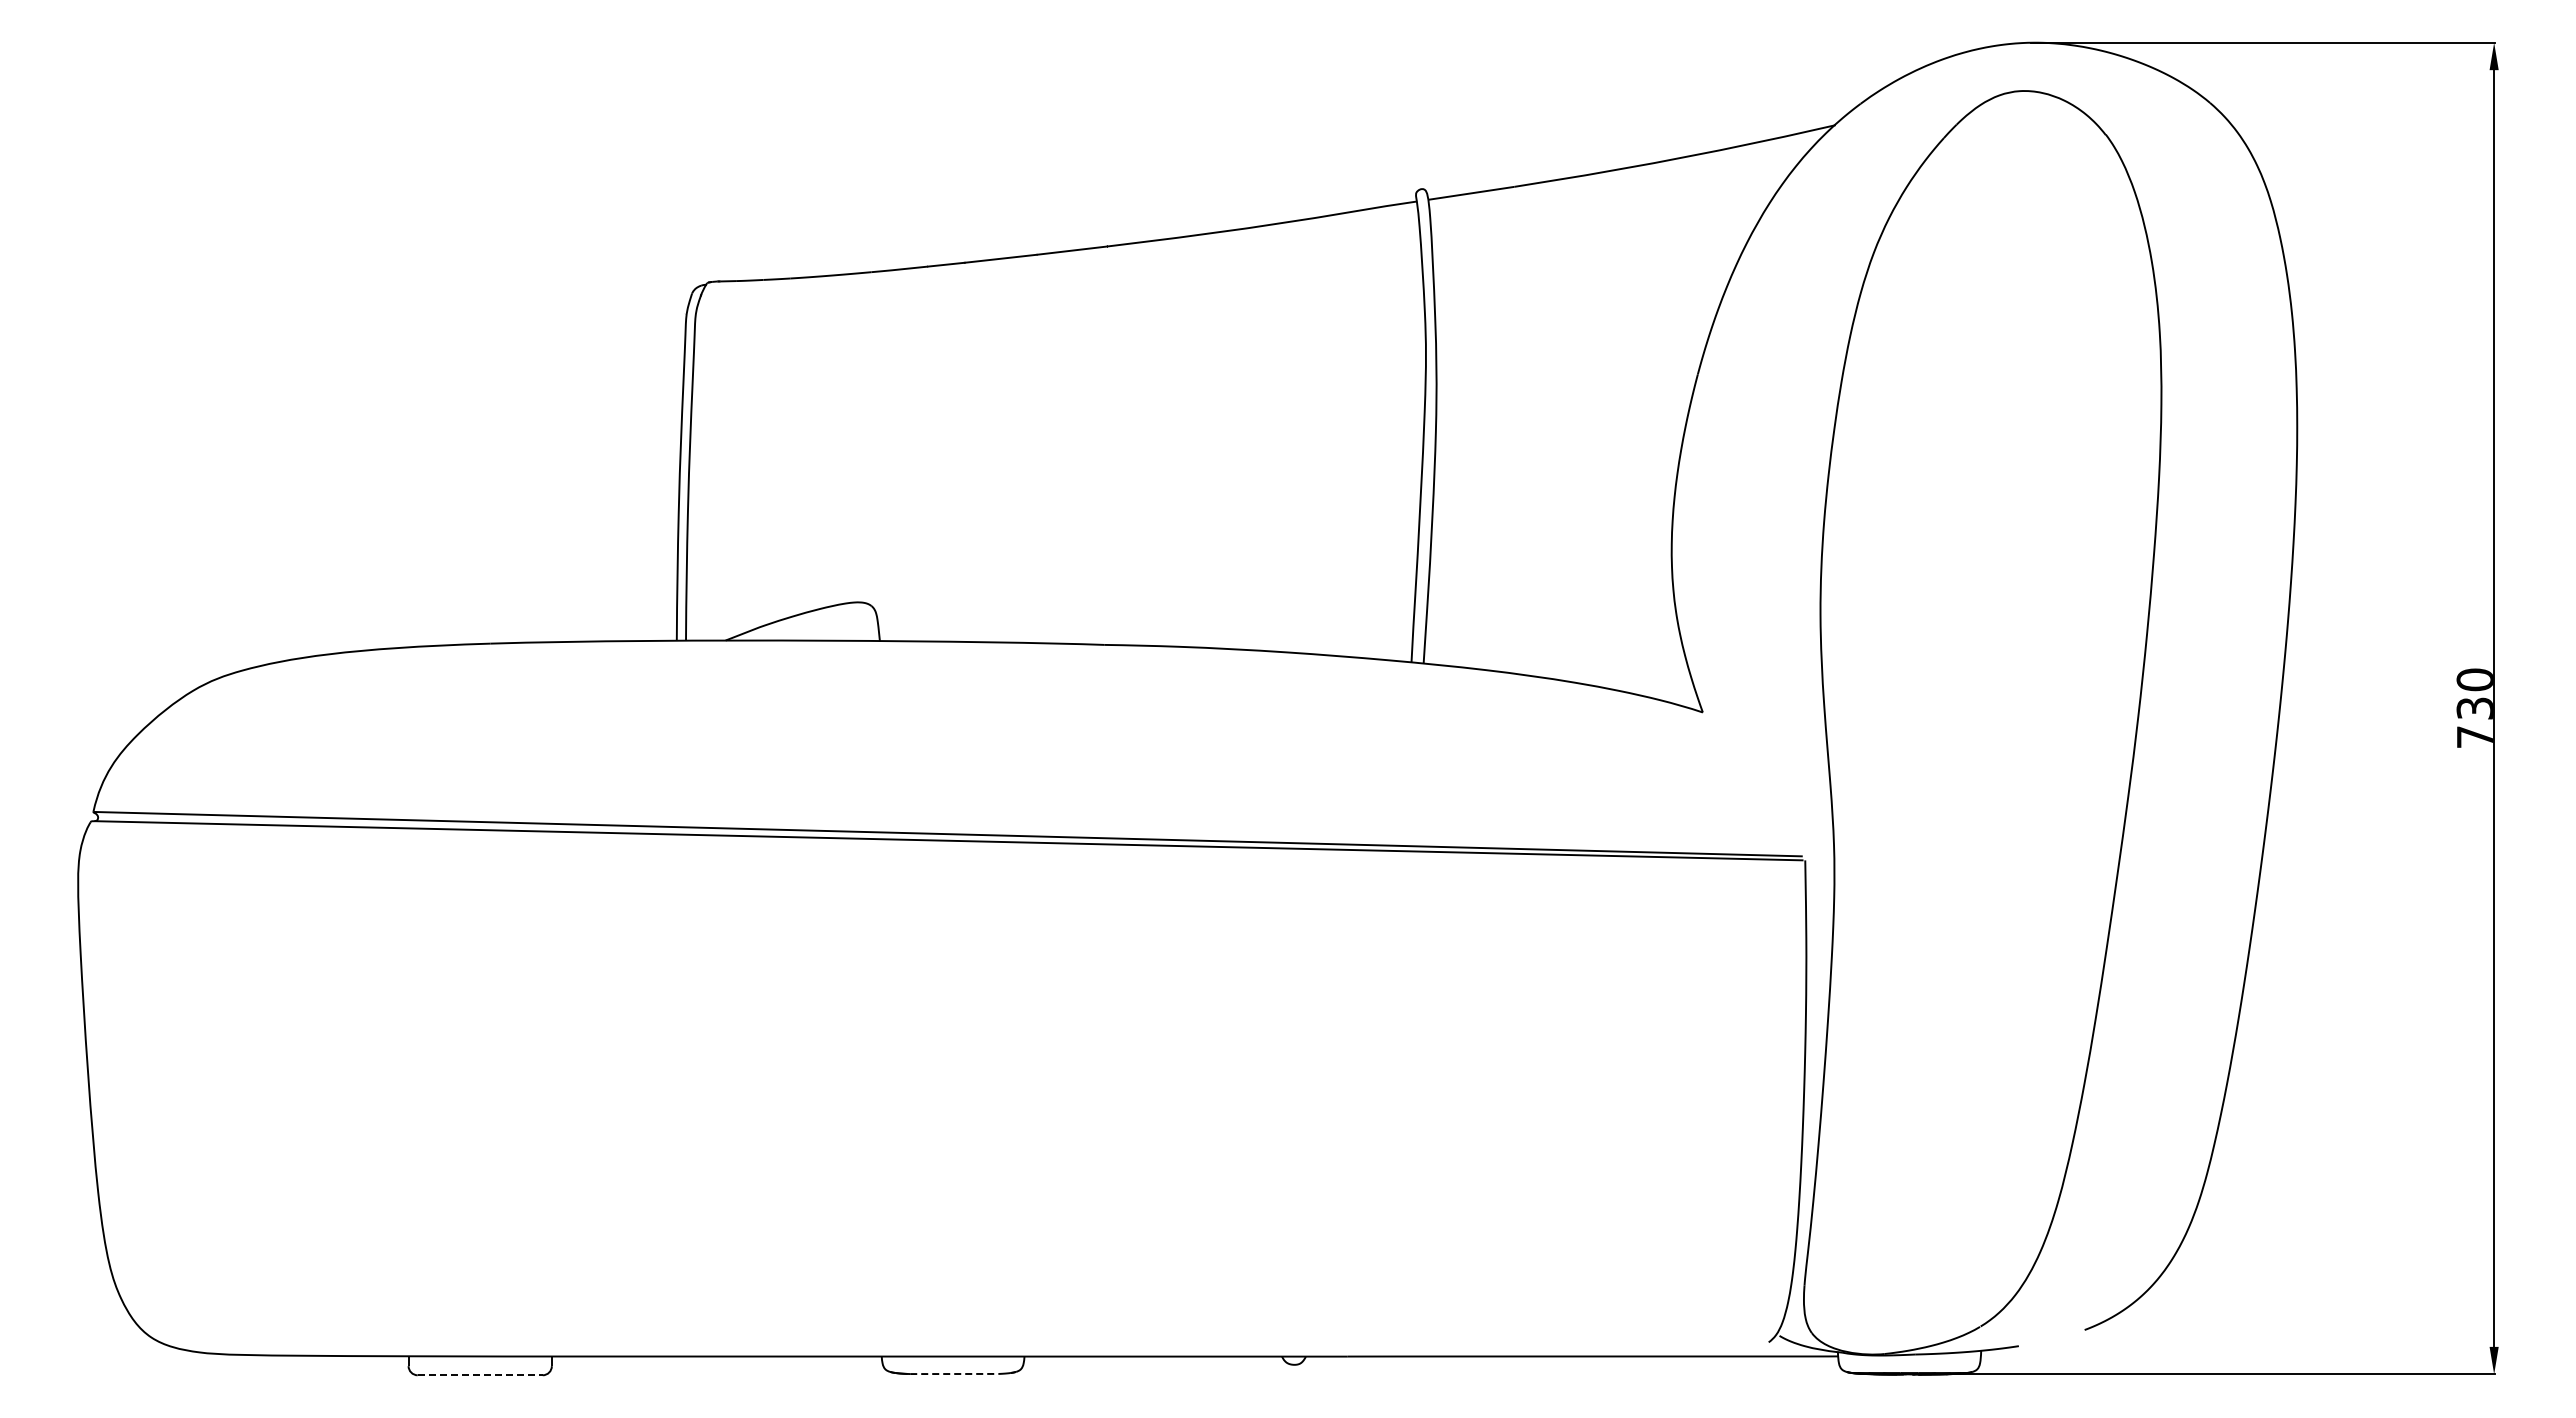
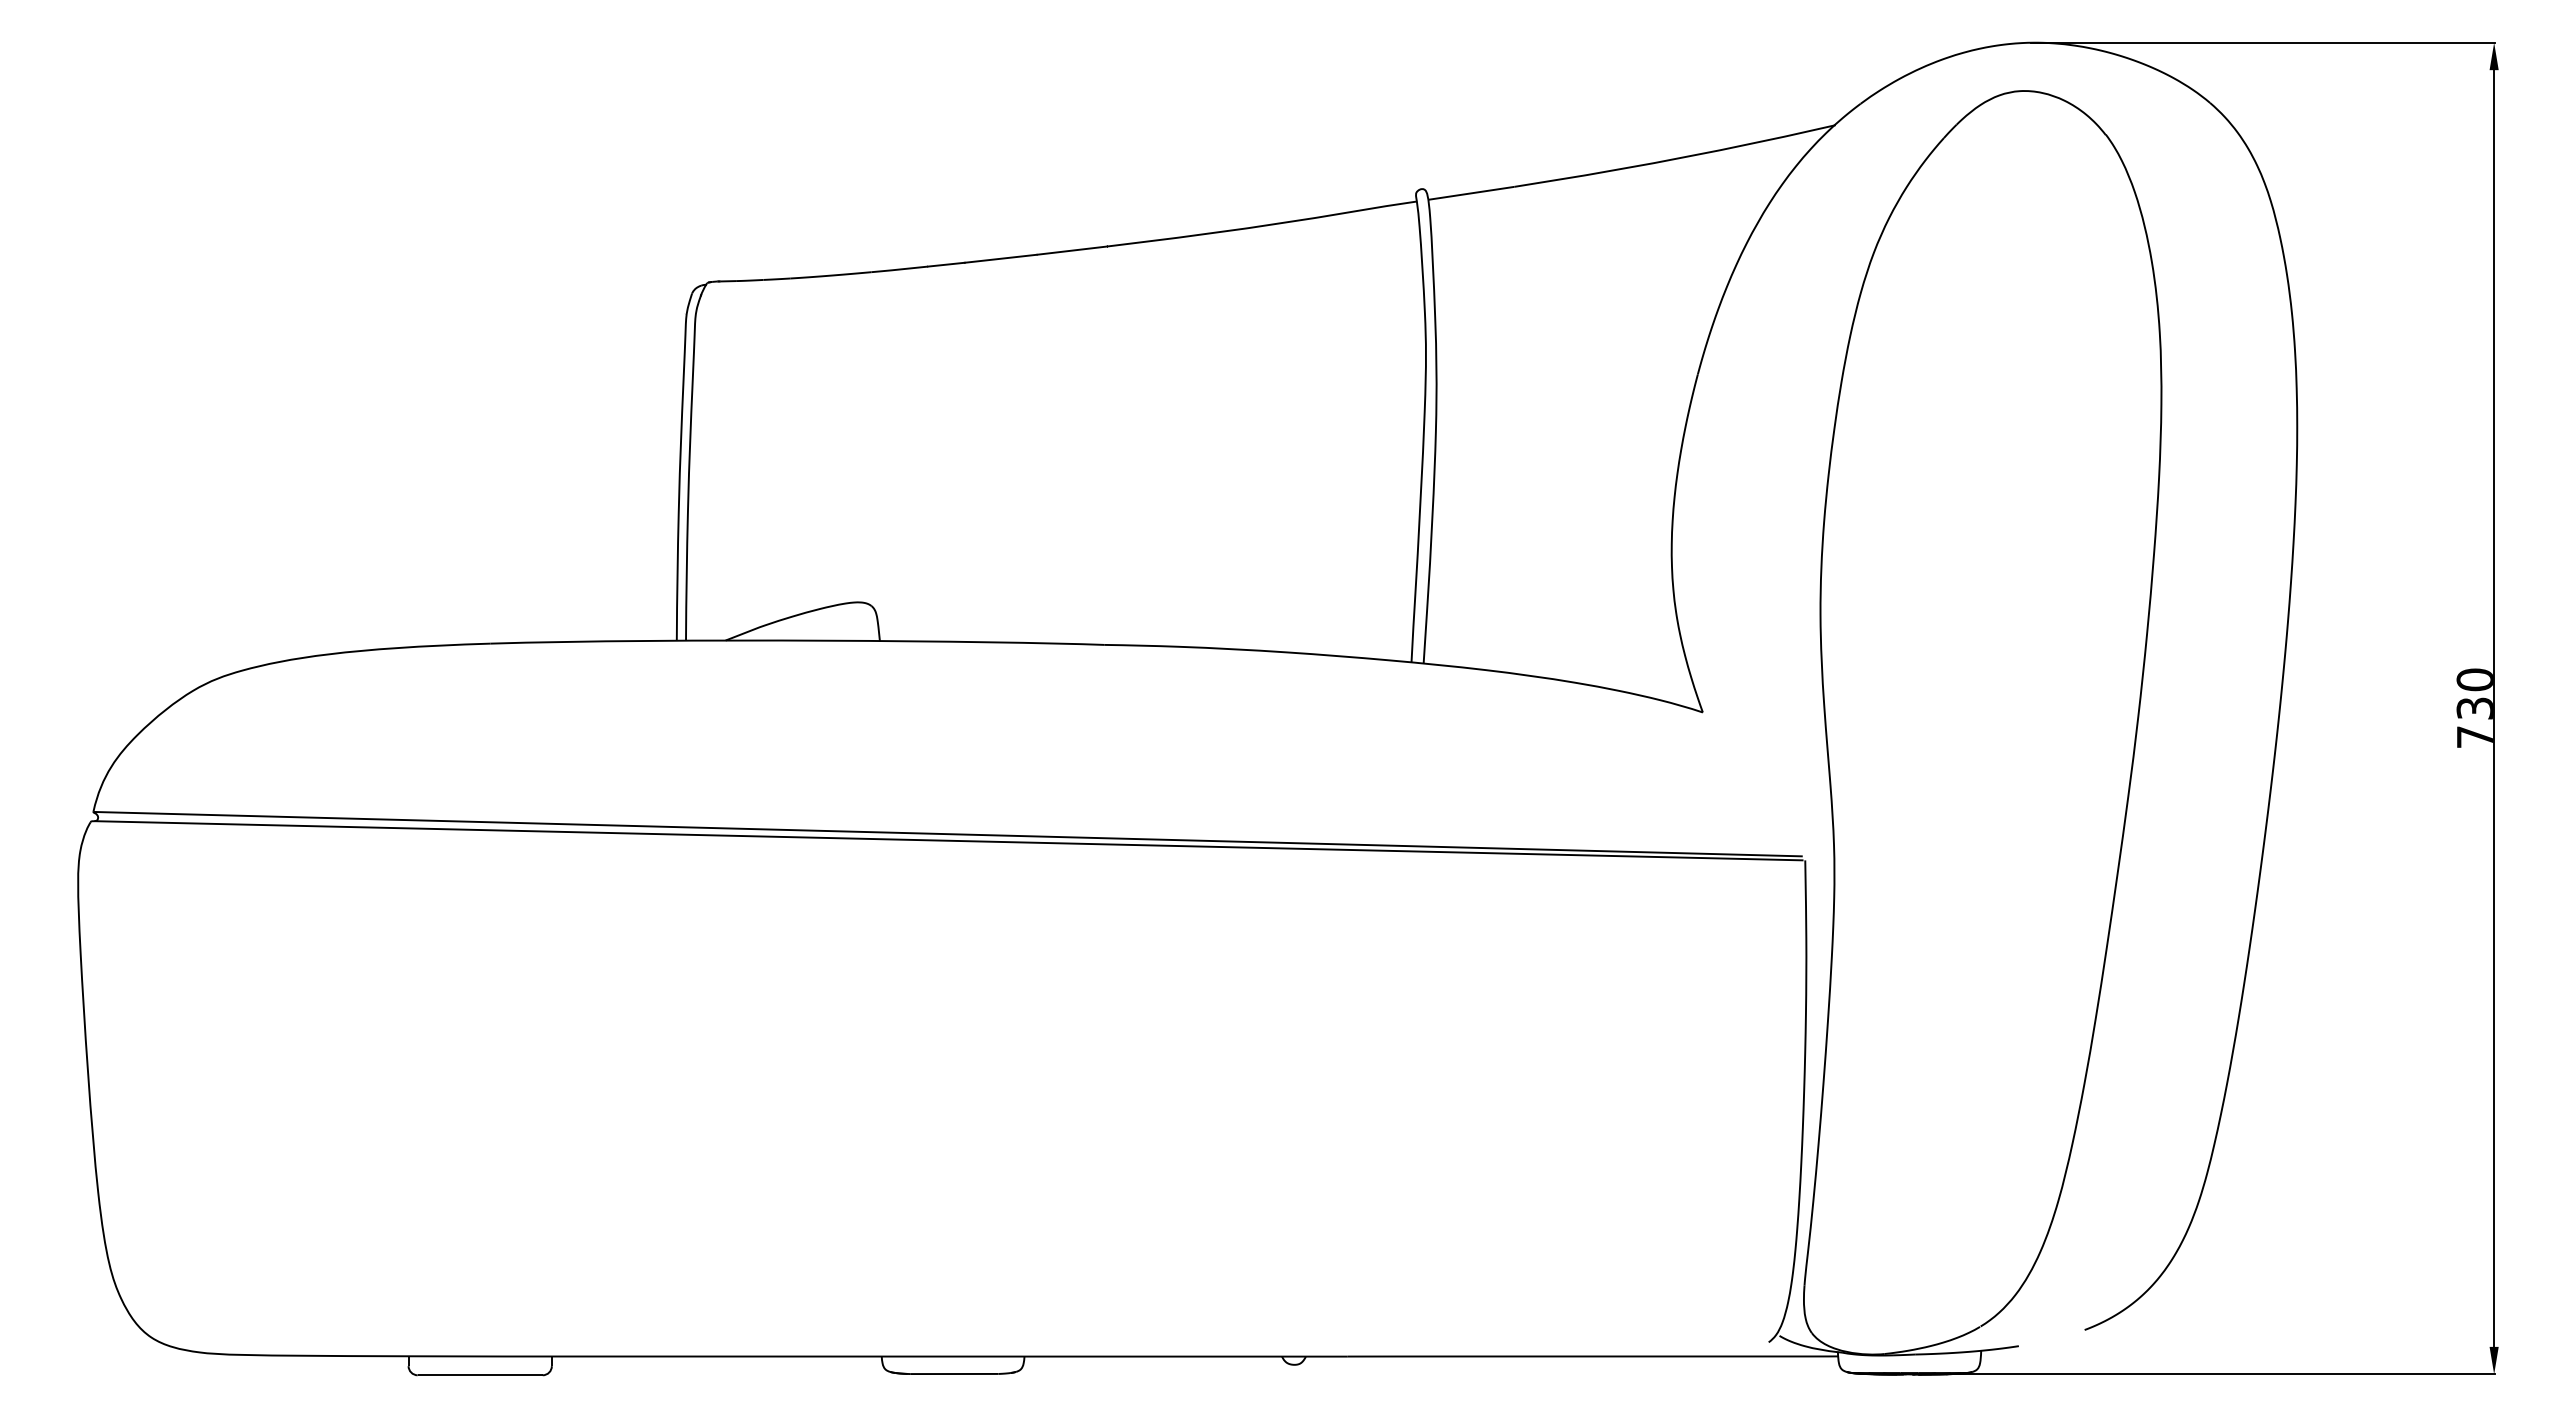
line: dashed -> solid (954, 1374)
line: dashed -> solid (480, 1375)
